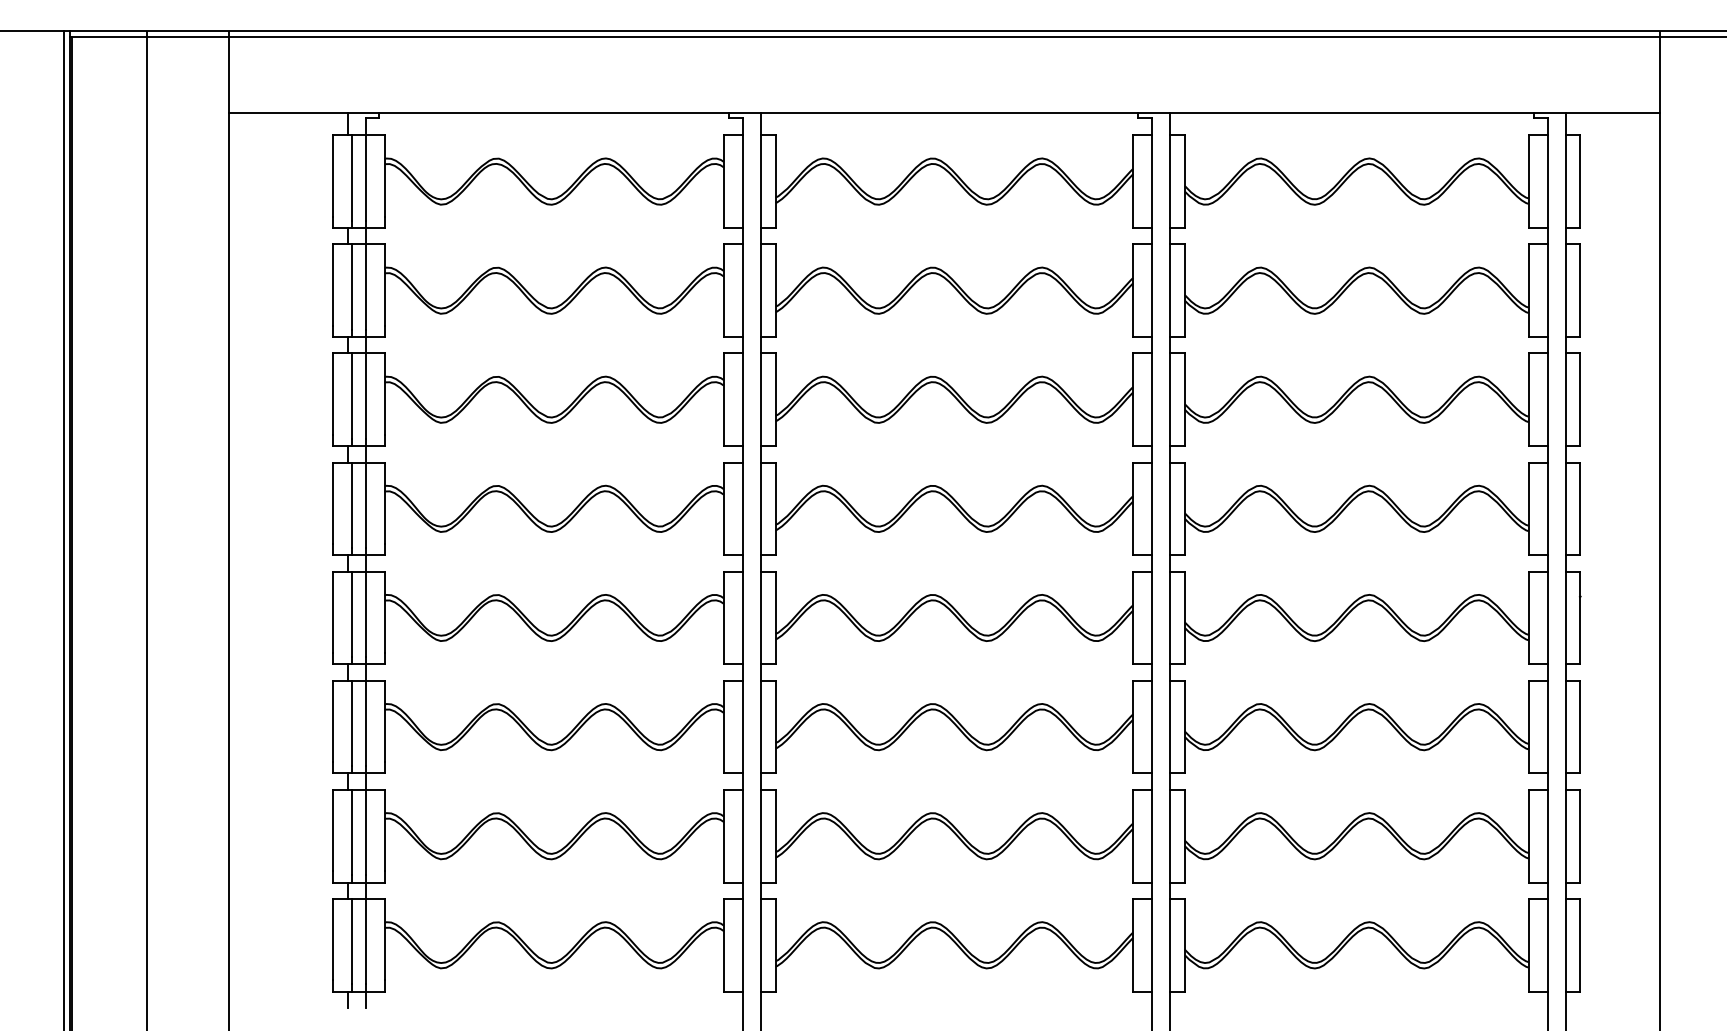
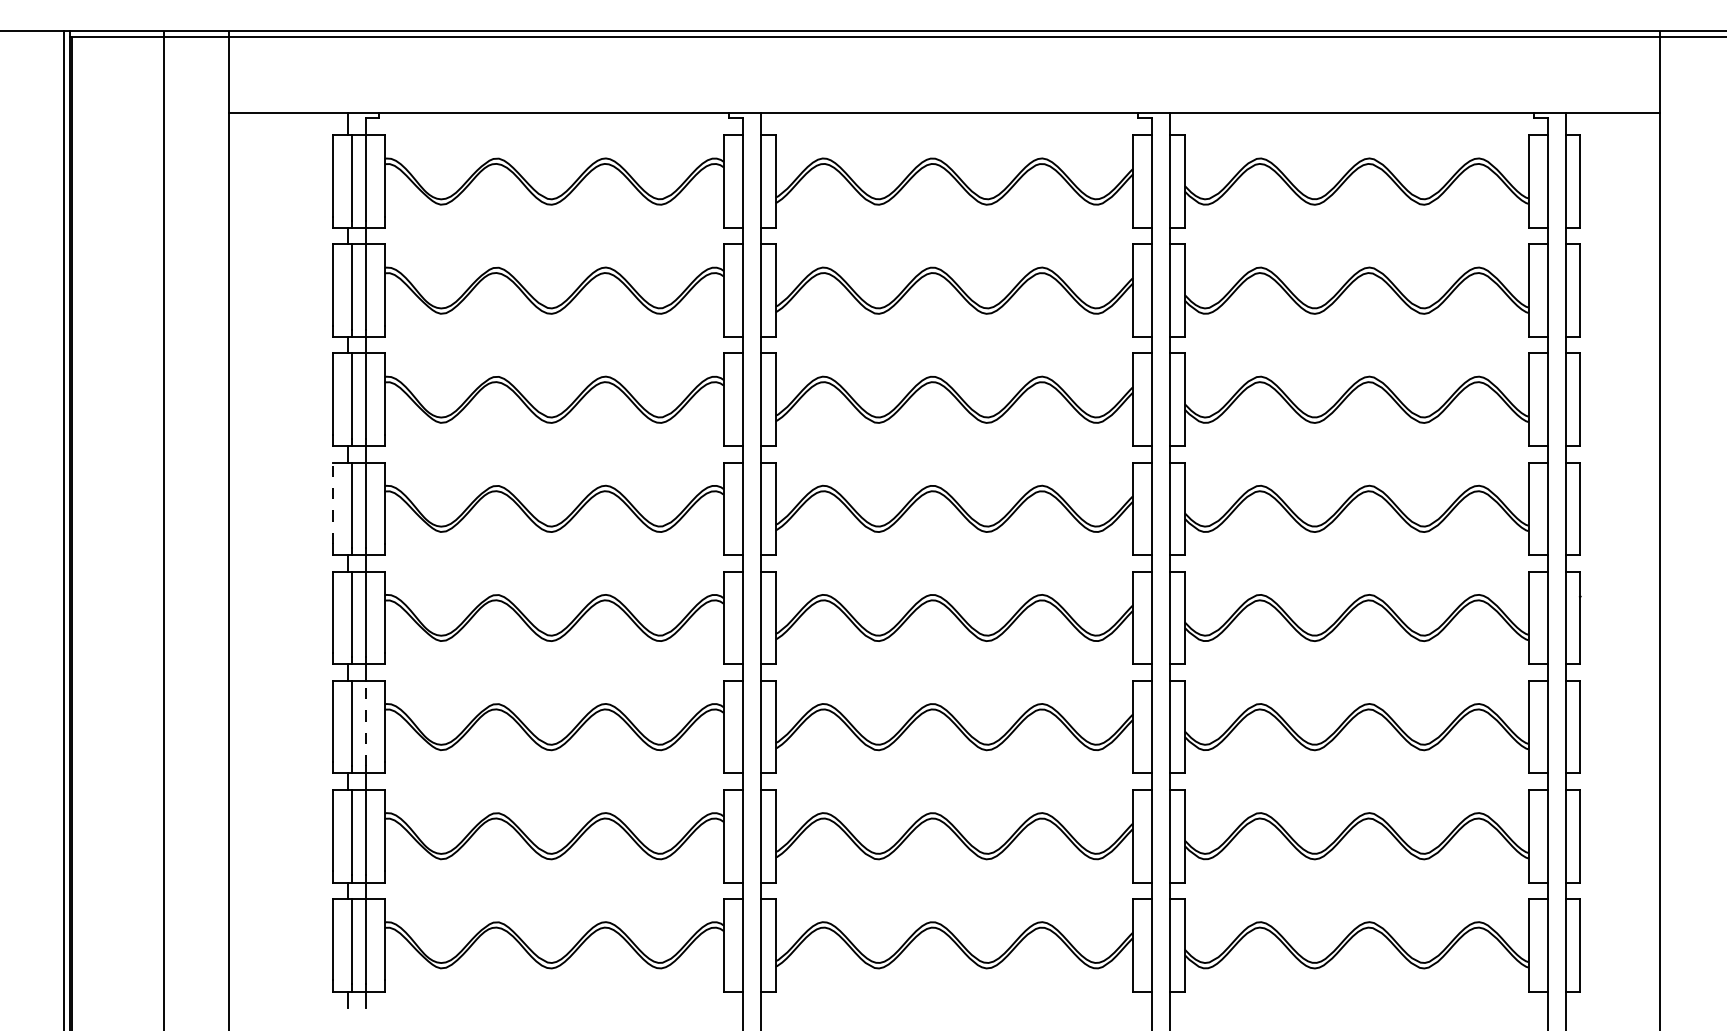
line: solid -> dashed (332, 503)
line position: (147, 529) -> (164, 529) (164, 529)
line: solid -> dashed (365, 723)
